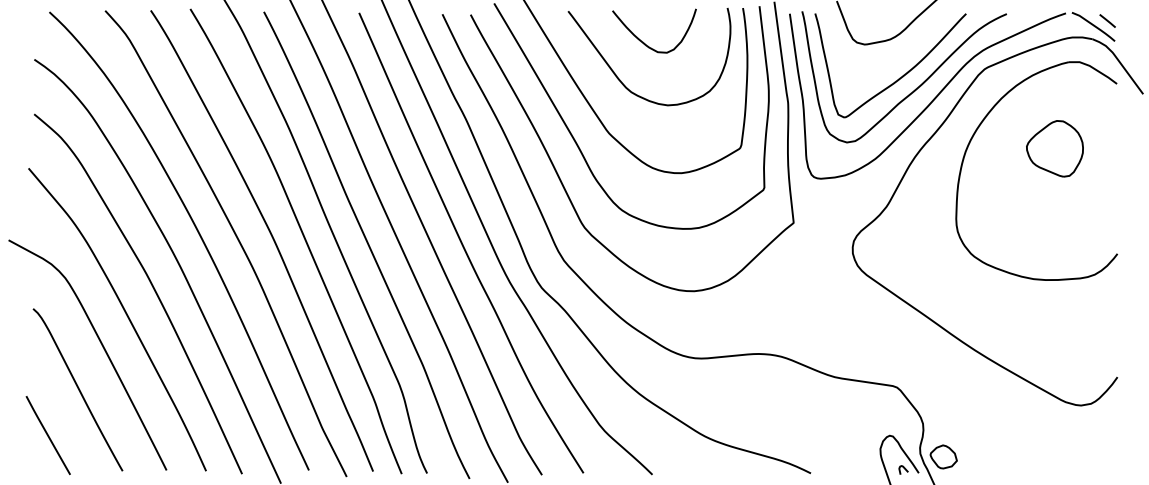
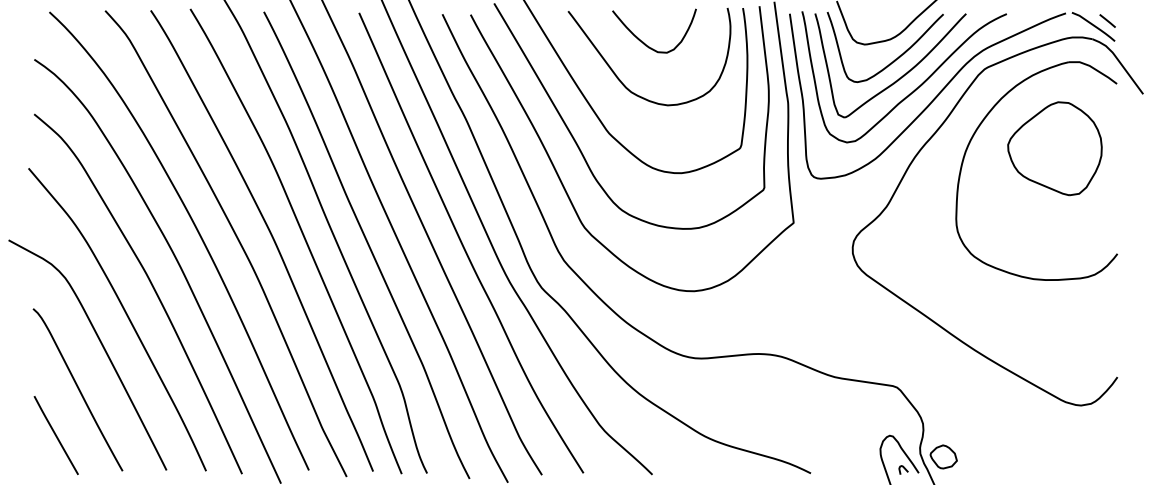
curve: none -> present (894, 59)
part size: 58x58 px -> 96x96 px (1054, 148)
line position: (47, 435) -> (55, 435) (55, 435)
